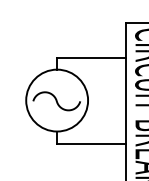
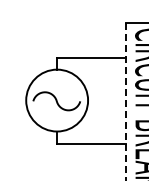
line: solid -> dashed (125, 102)
